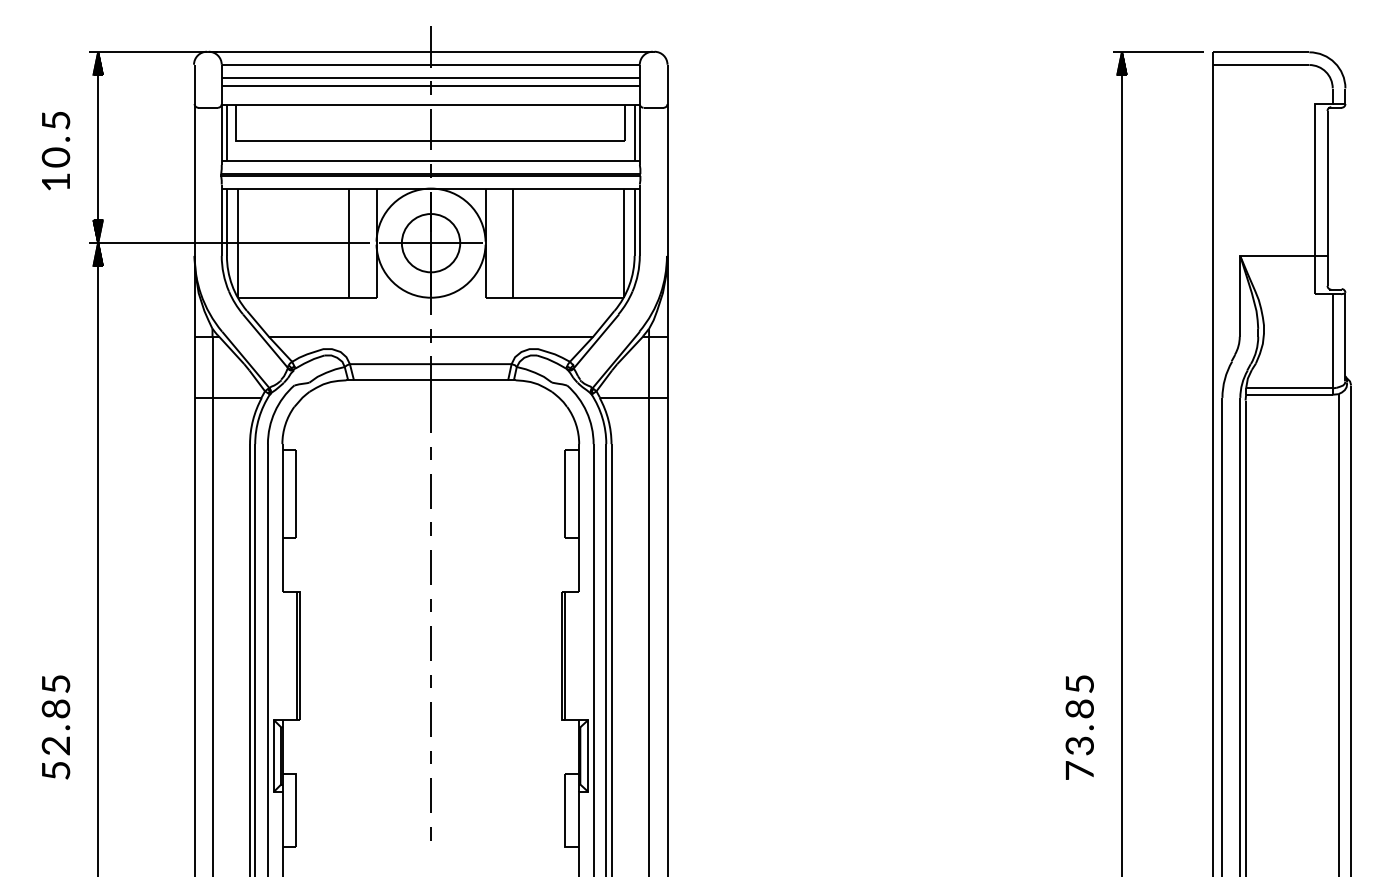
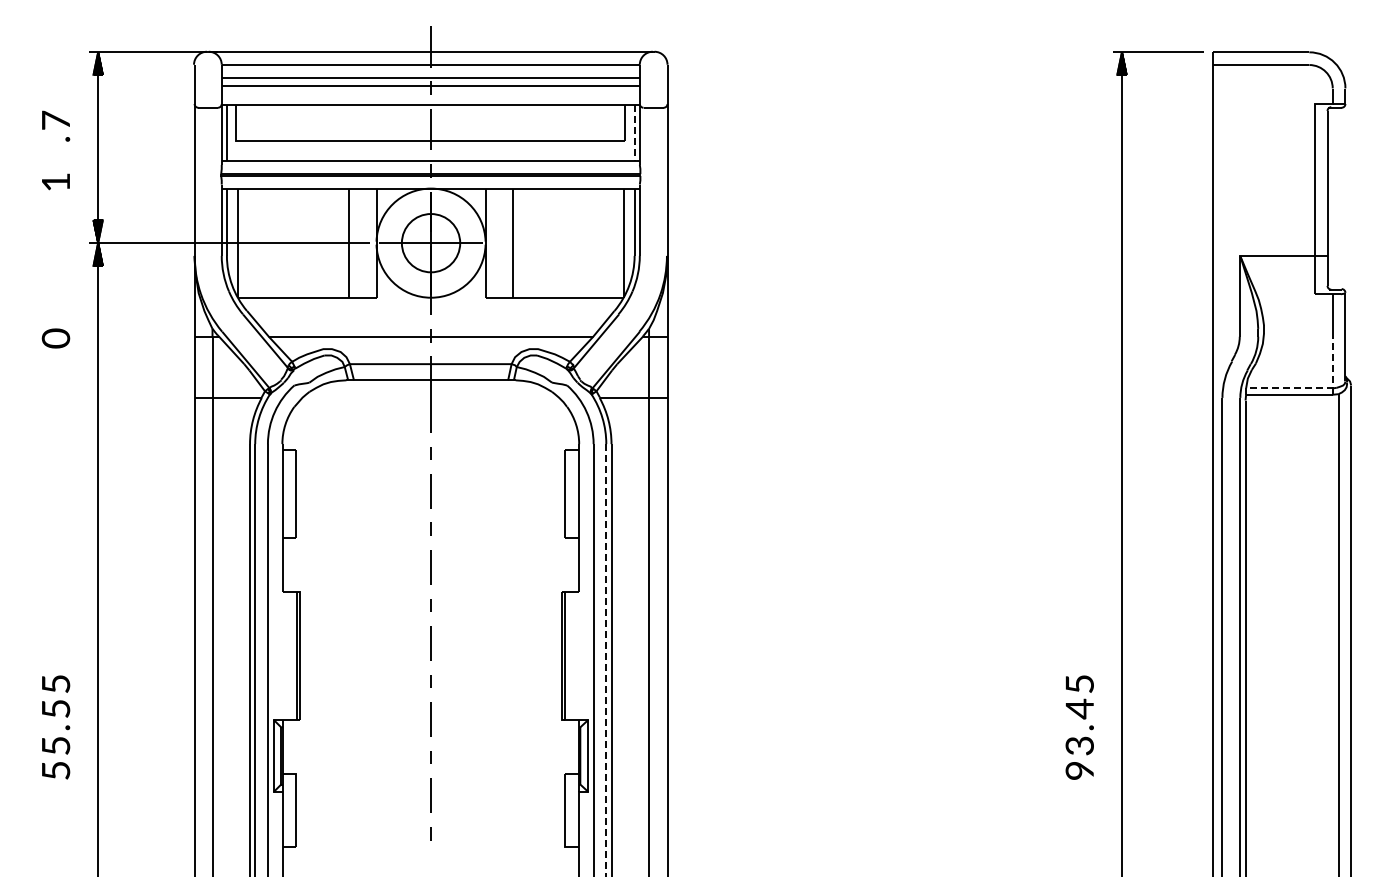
text: 5 -> 7 (56, 119)
line: solid -> dashed (634, 133)
text position: (55, 157) -> (55, 338) (55, 338)
line: solid -> dashed (1317, 388)
line: solid -> dashed (606, 660)
text: 8 -> 5 (55, 708)
text: 8 -> 4 (1079, 708)
text: 2 -> 5 (55, 745)
text: 7 -> 9 (1079, 770)
